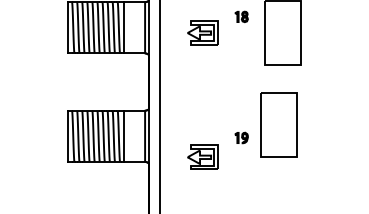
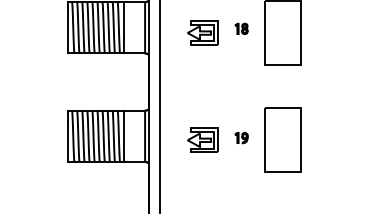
part position: (241, 16) -> (241, 28) (241, 28)
part position: (278, 124) -> (282, 139) (282, 139)
part position: (202, 156) -> (202, 139) (202, 139)
